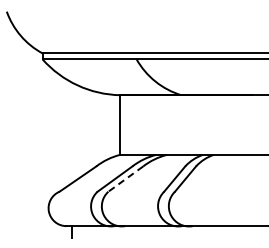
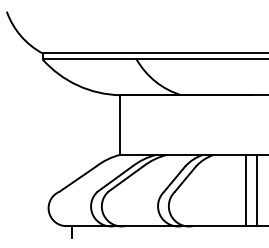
line: dashed -> solid (125, 179)
line: none -> present (245, 190)
line: none -> present (257, 190)
